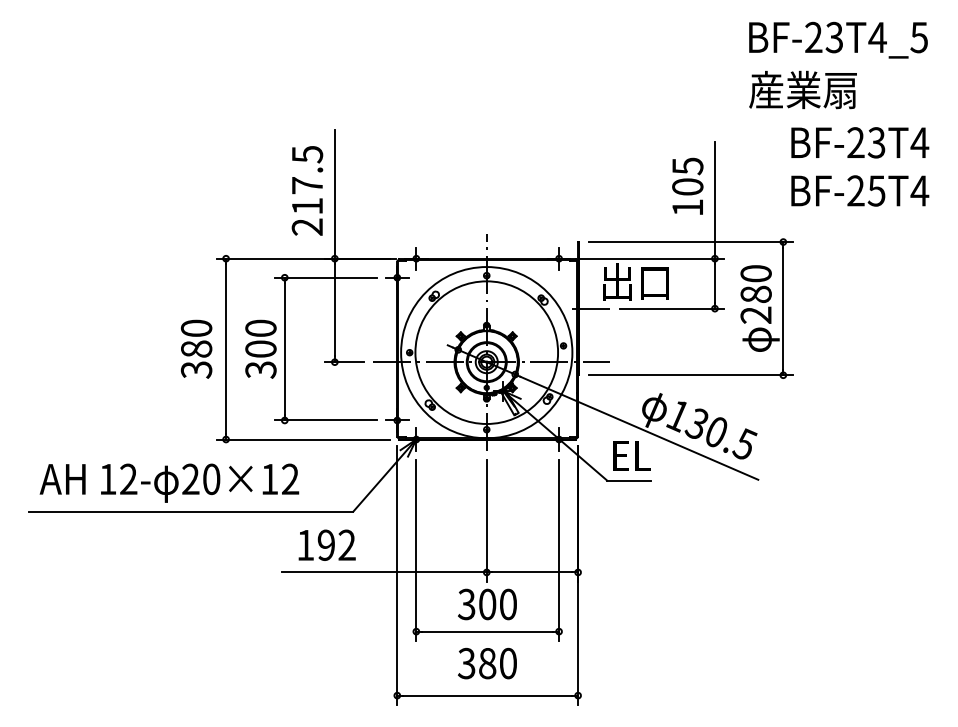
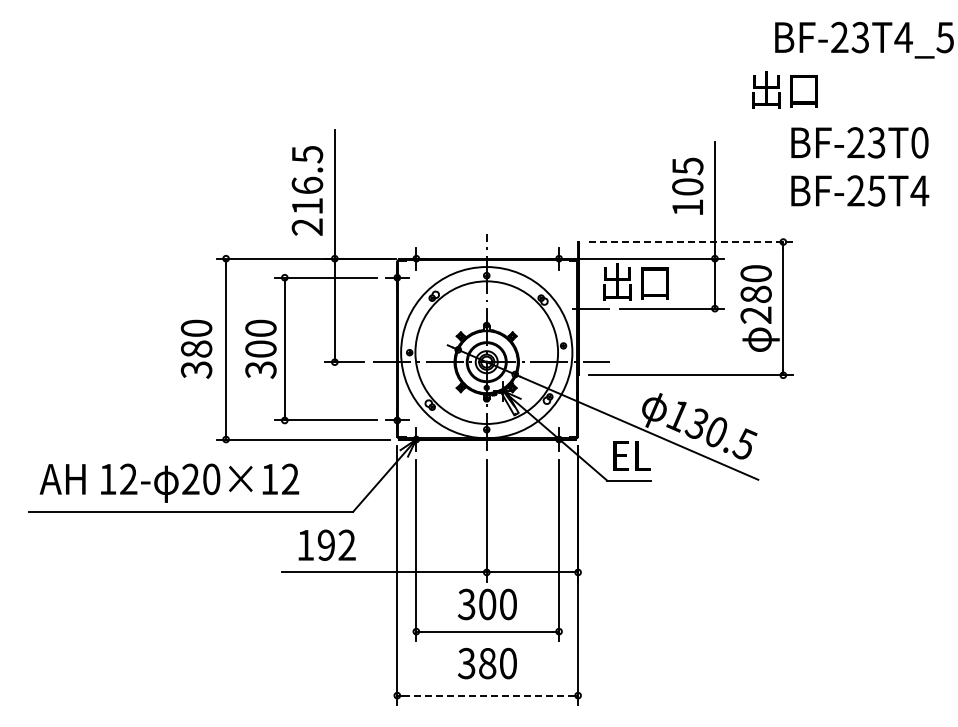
text position: (838, 39) -> (864, 39) (864, 39)
text: 産業扇 -> 出口 (802, 89)
text: BF-23T4 -> BF-23T0 (919, 142)
text: 217.5 -> 216.5 (307, 185)
line: solid -> dashed (691, 242)
line: solid -> dashed (487, 695)
